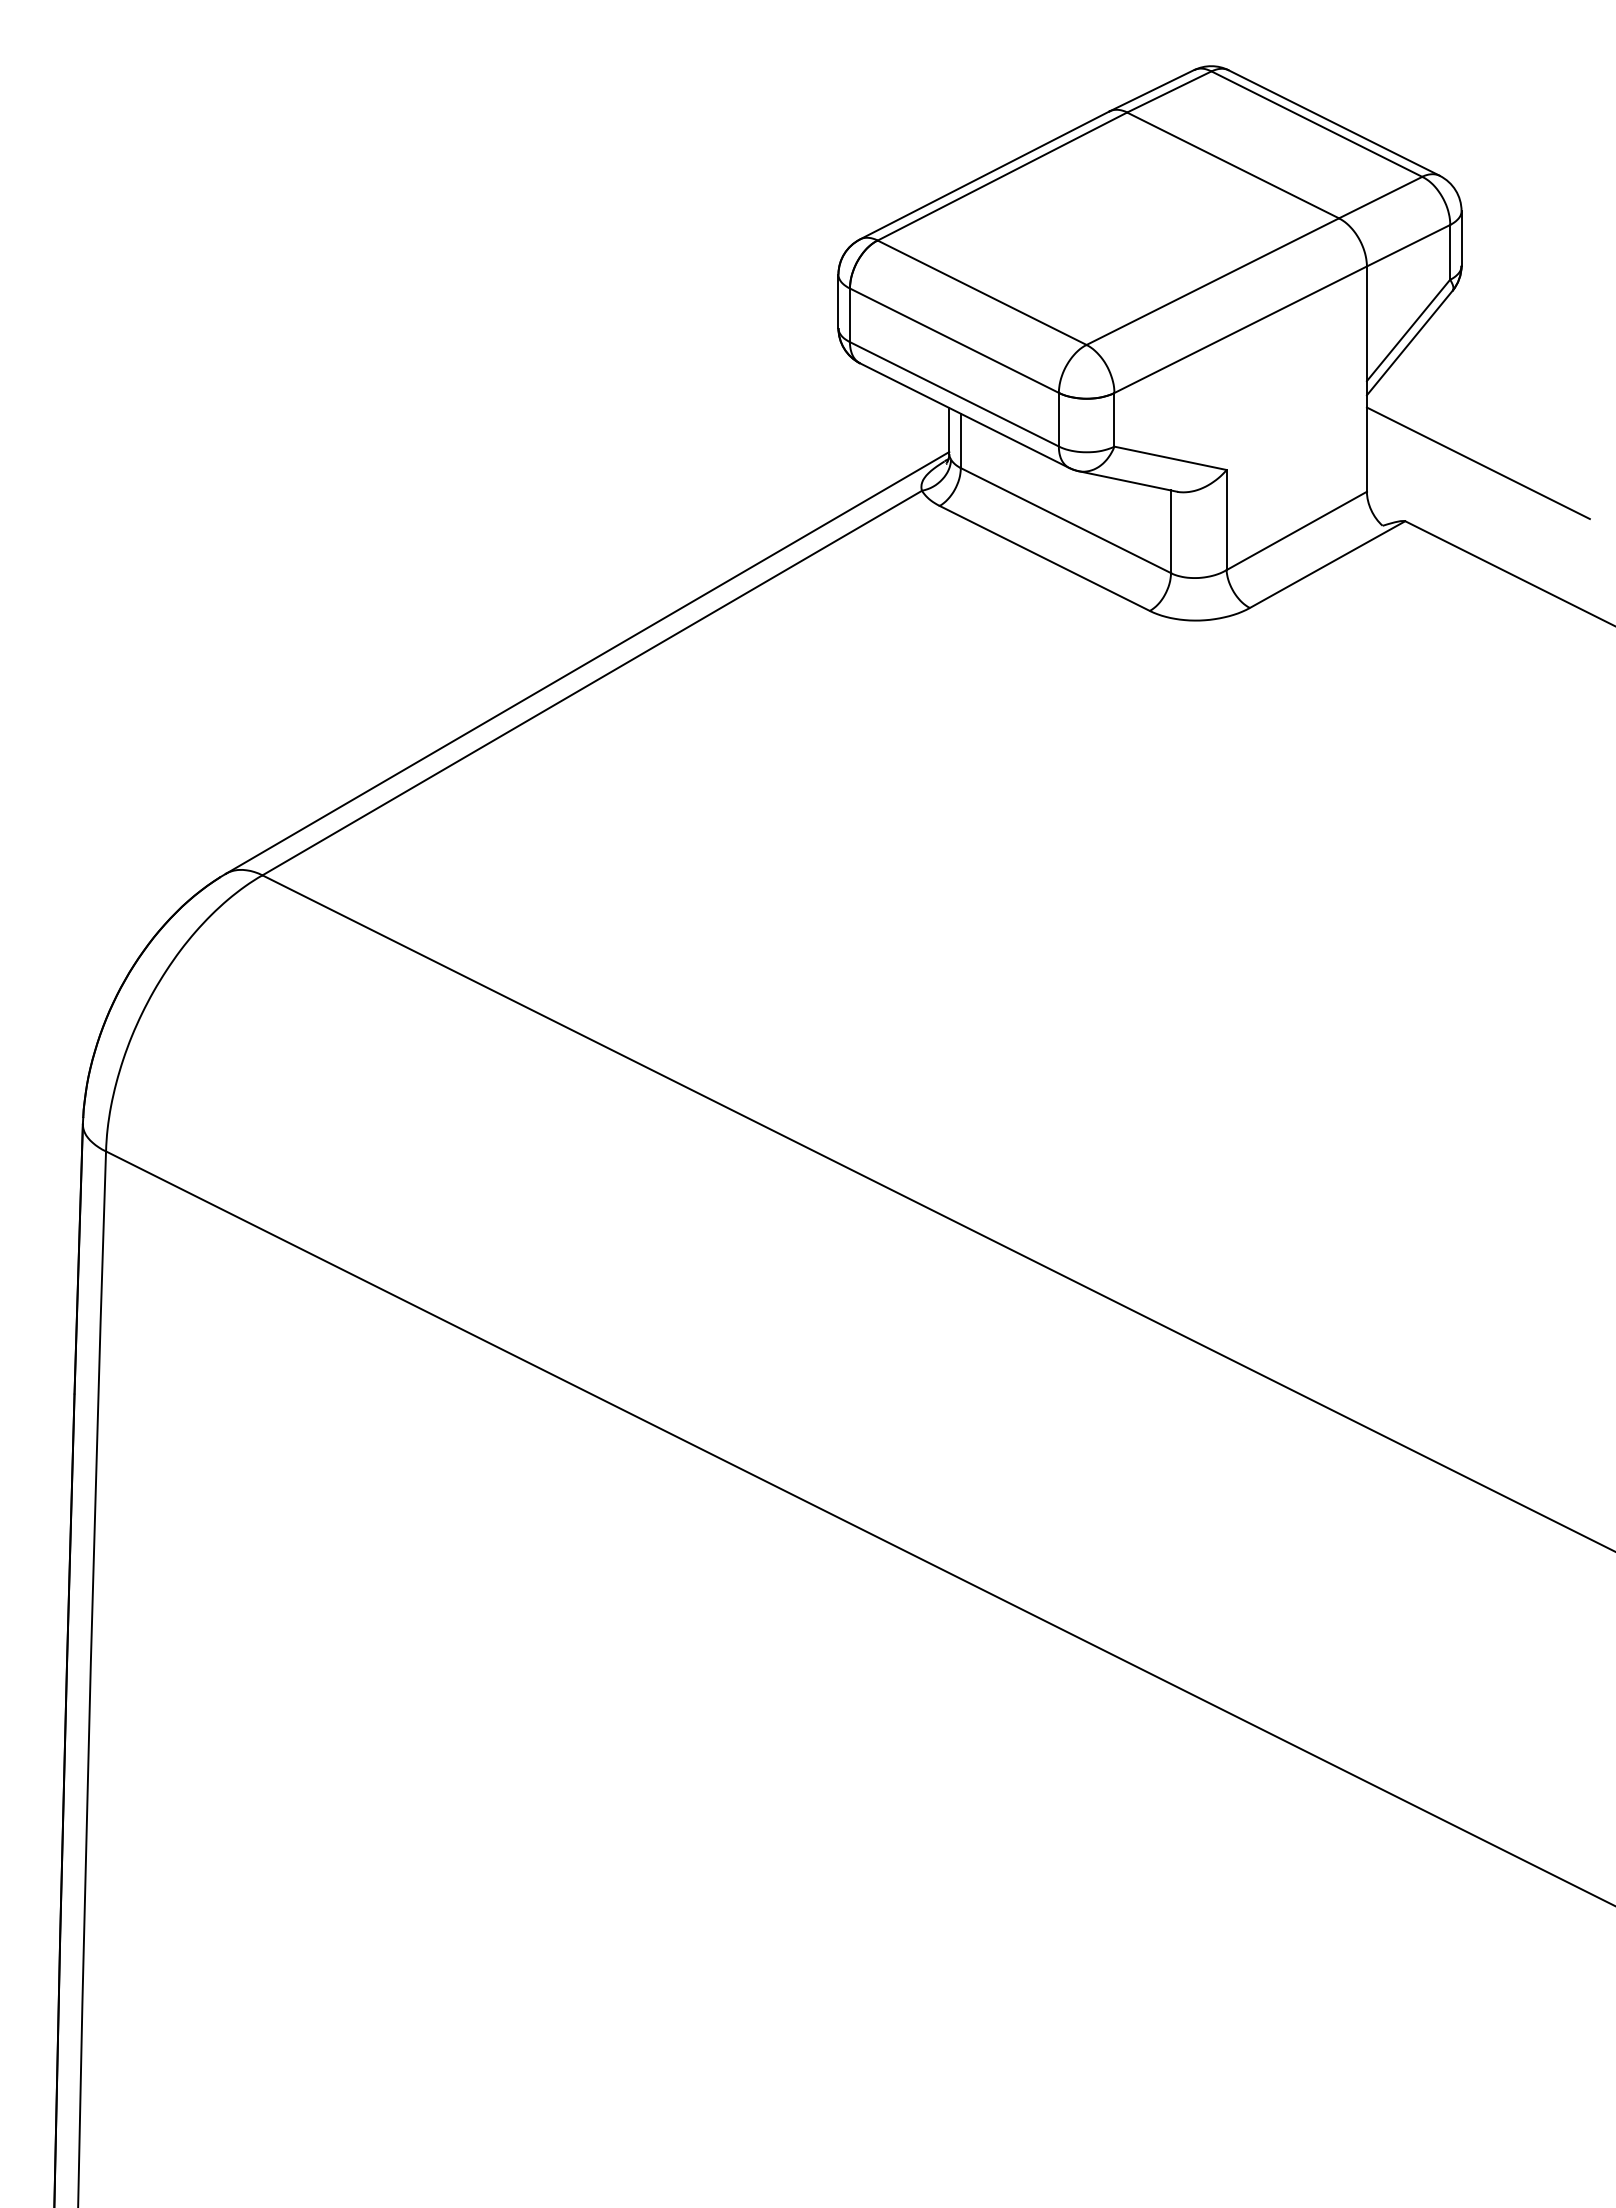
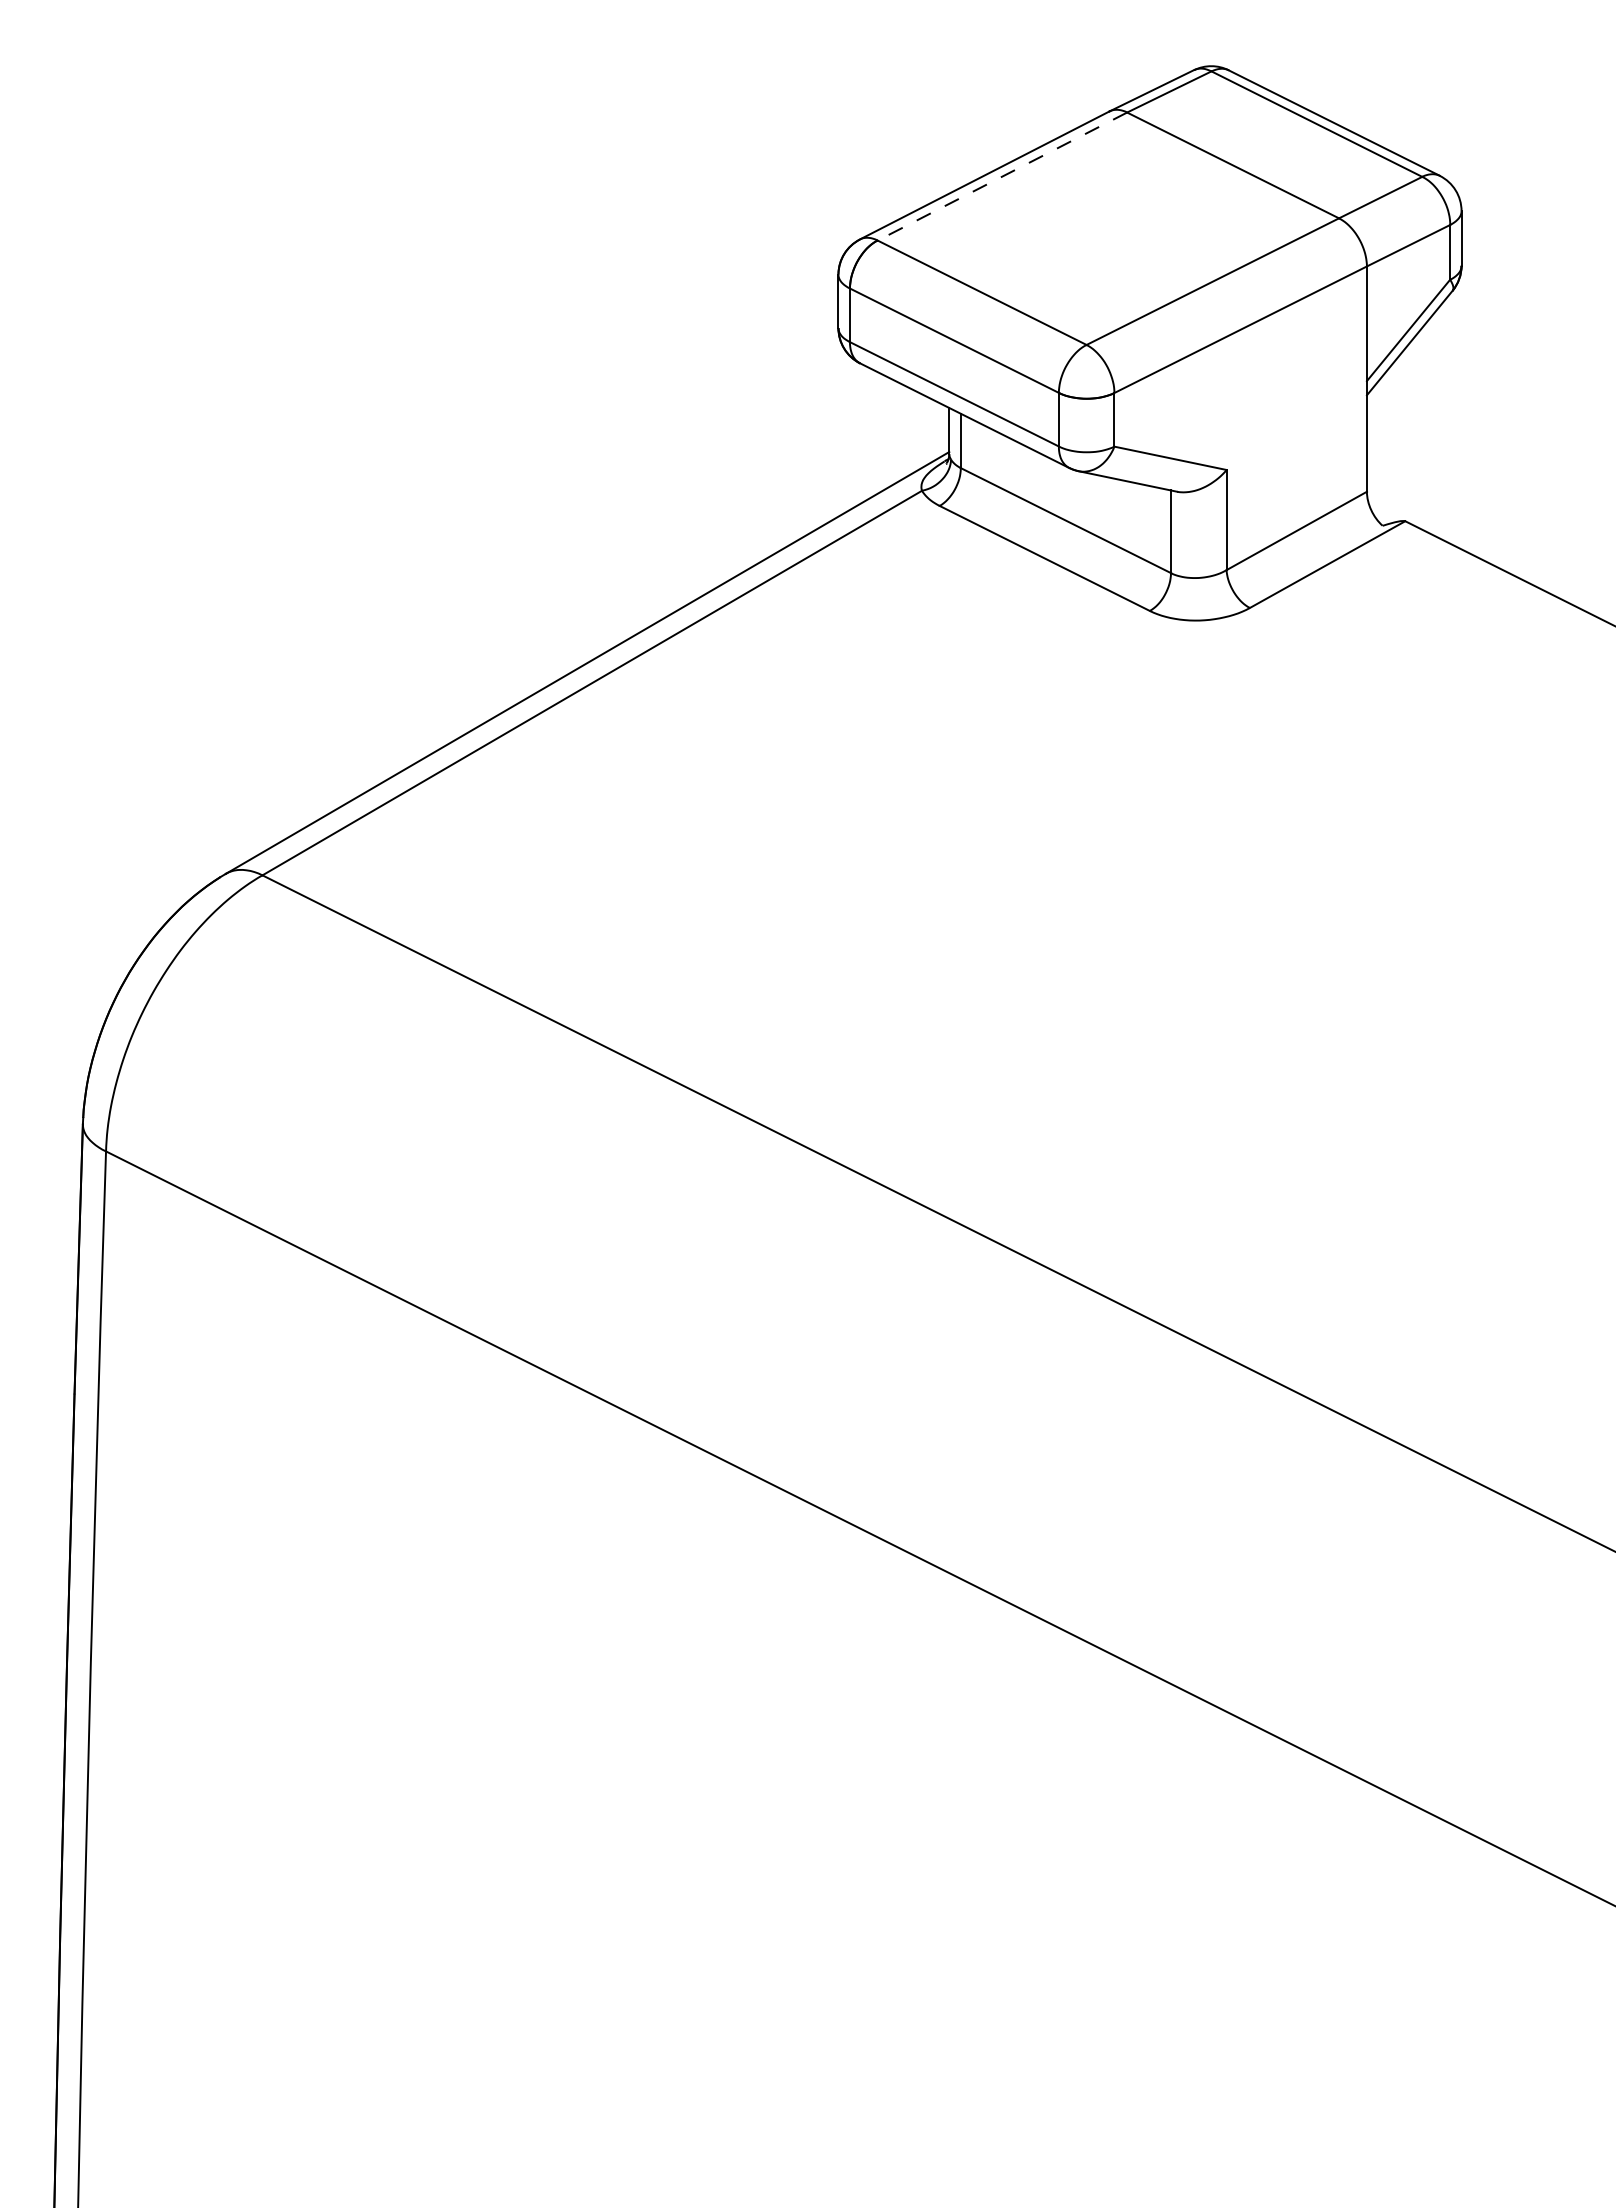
line: solid -> dashed (1001, 176)
line: present -> none (1477, 463)
